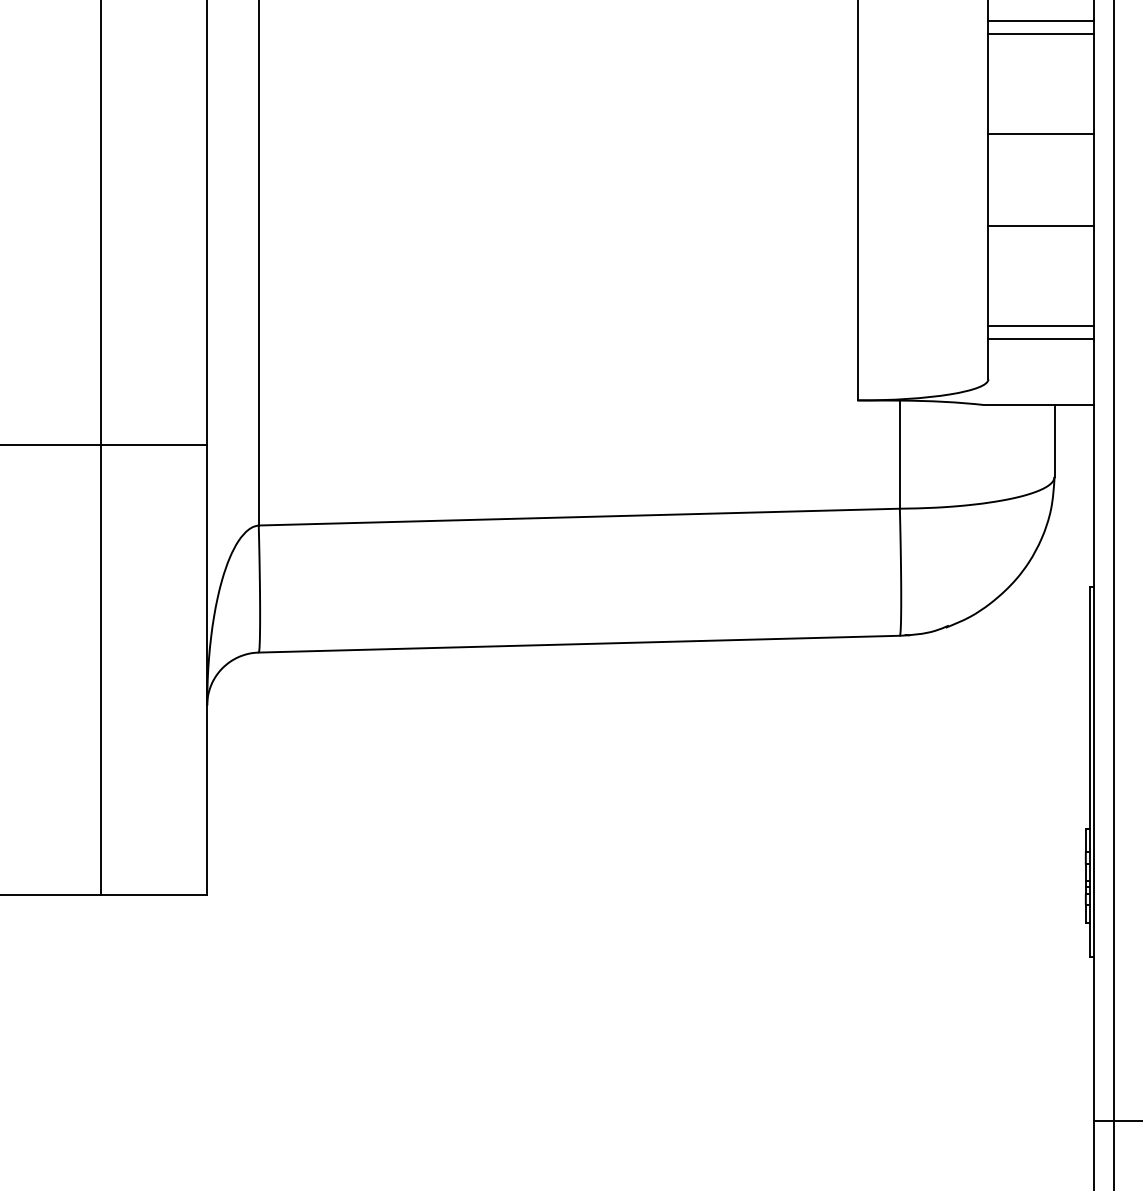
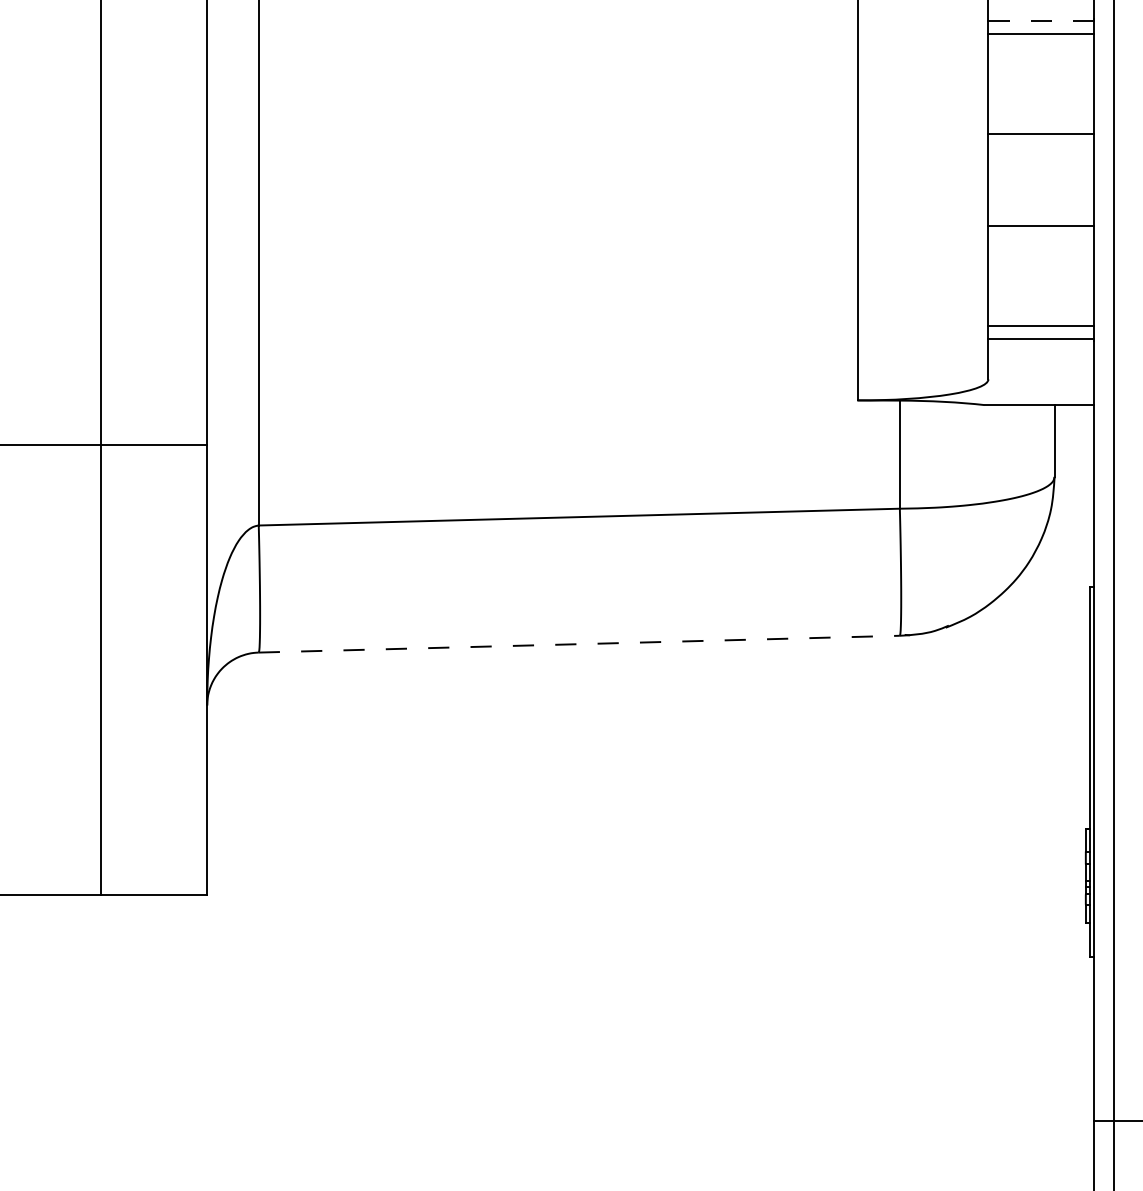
line: solid -> dashed (1041, 21)
line: solid -> dashed (579, 644)
